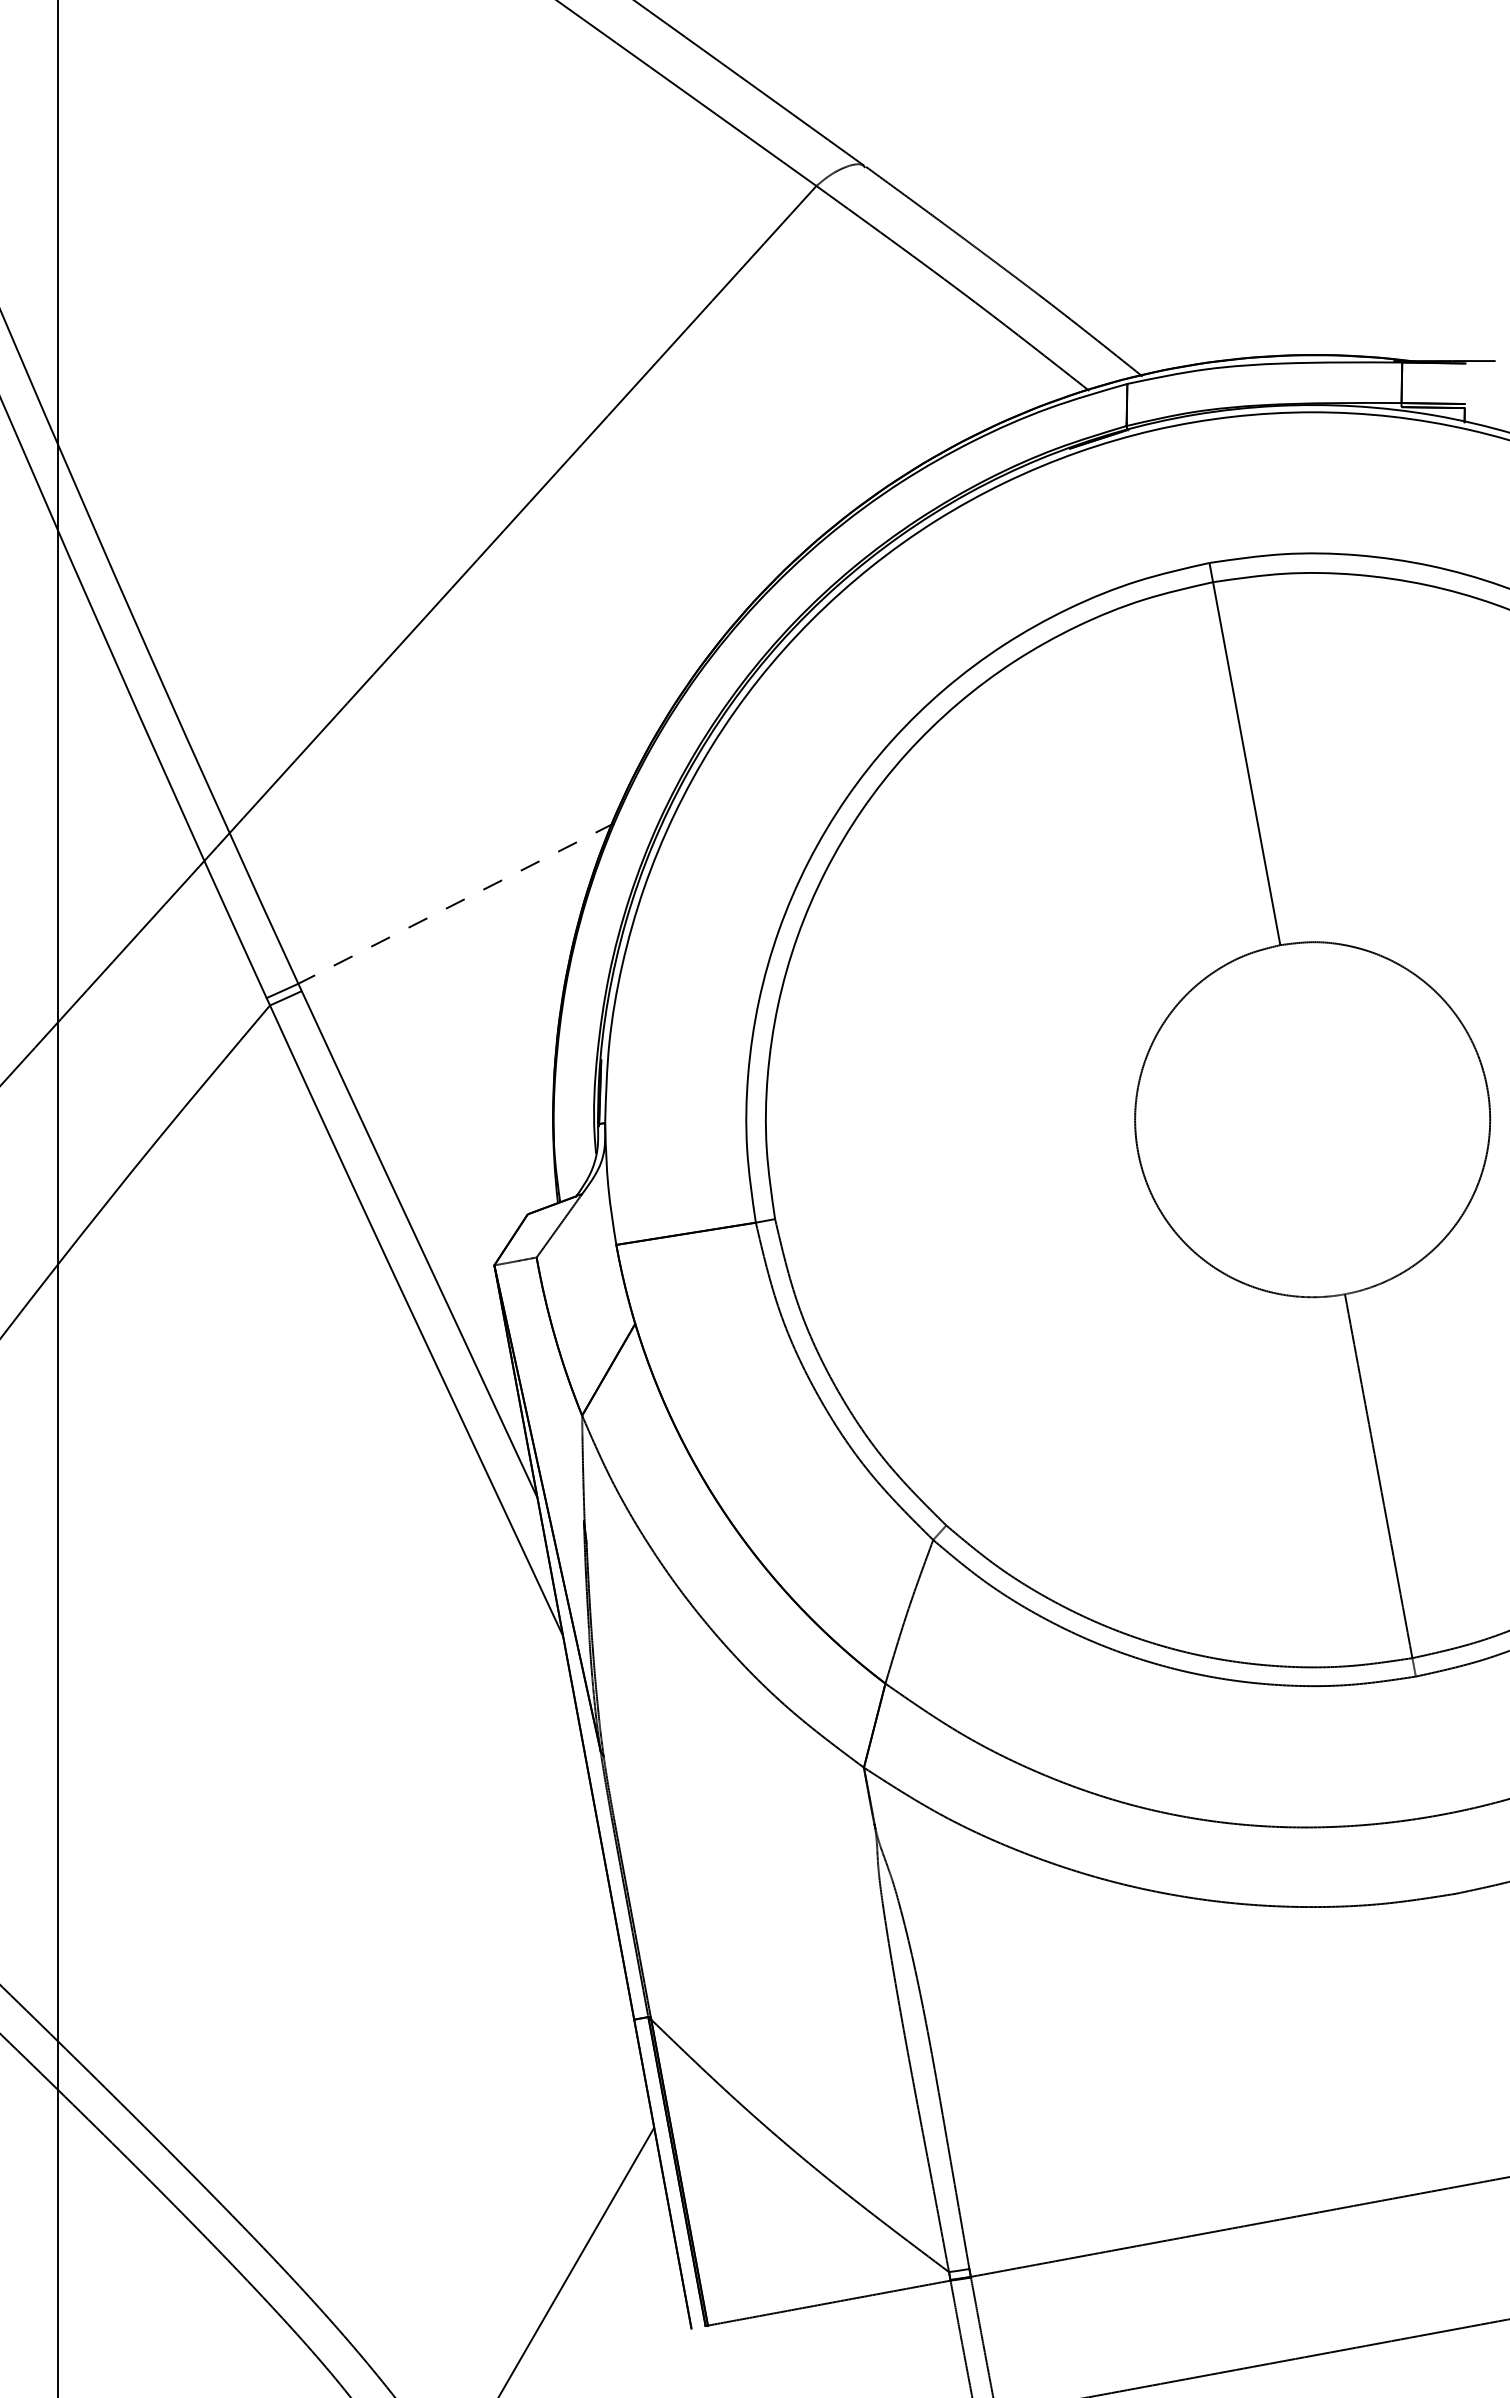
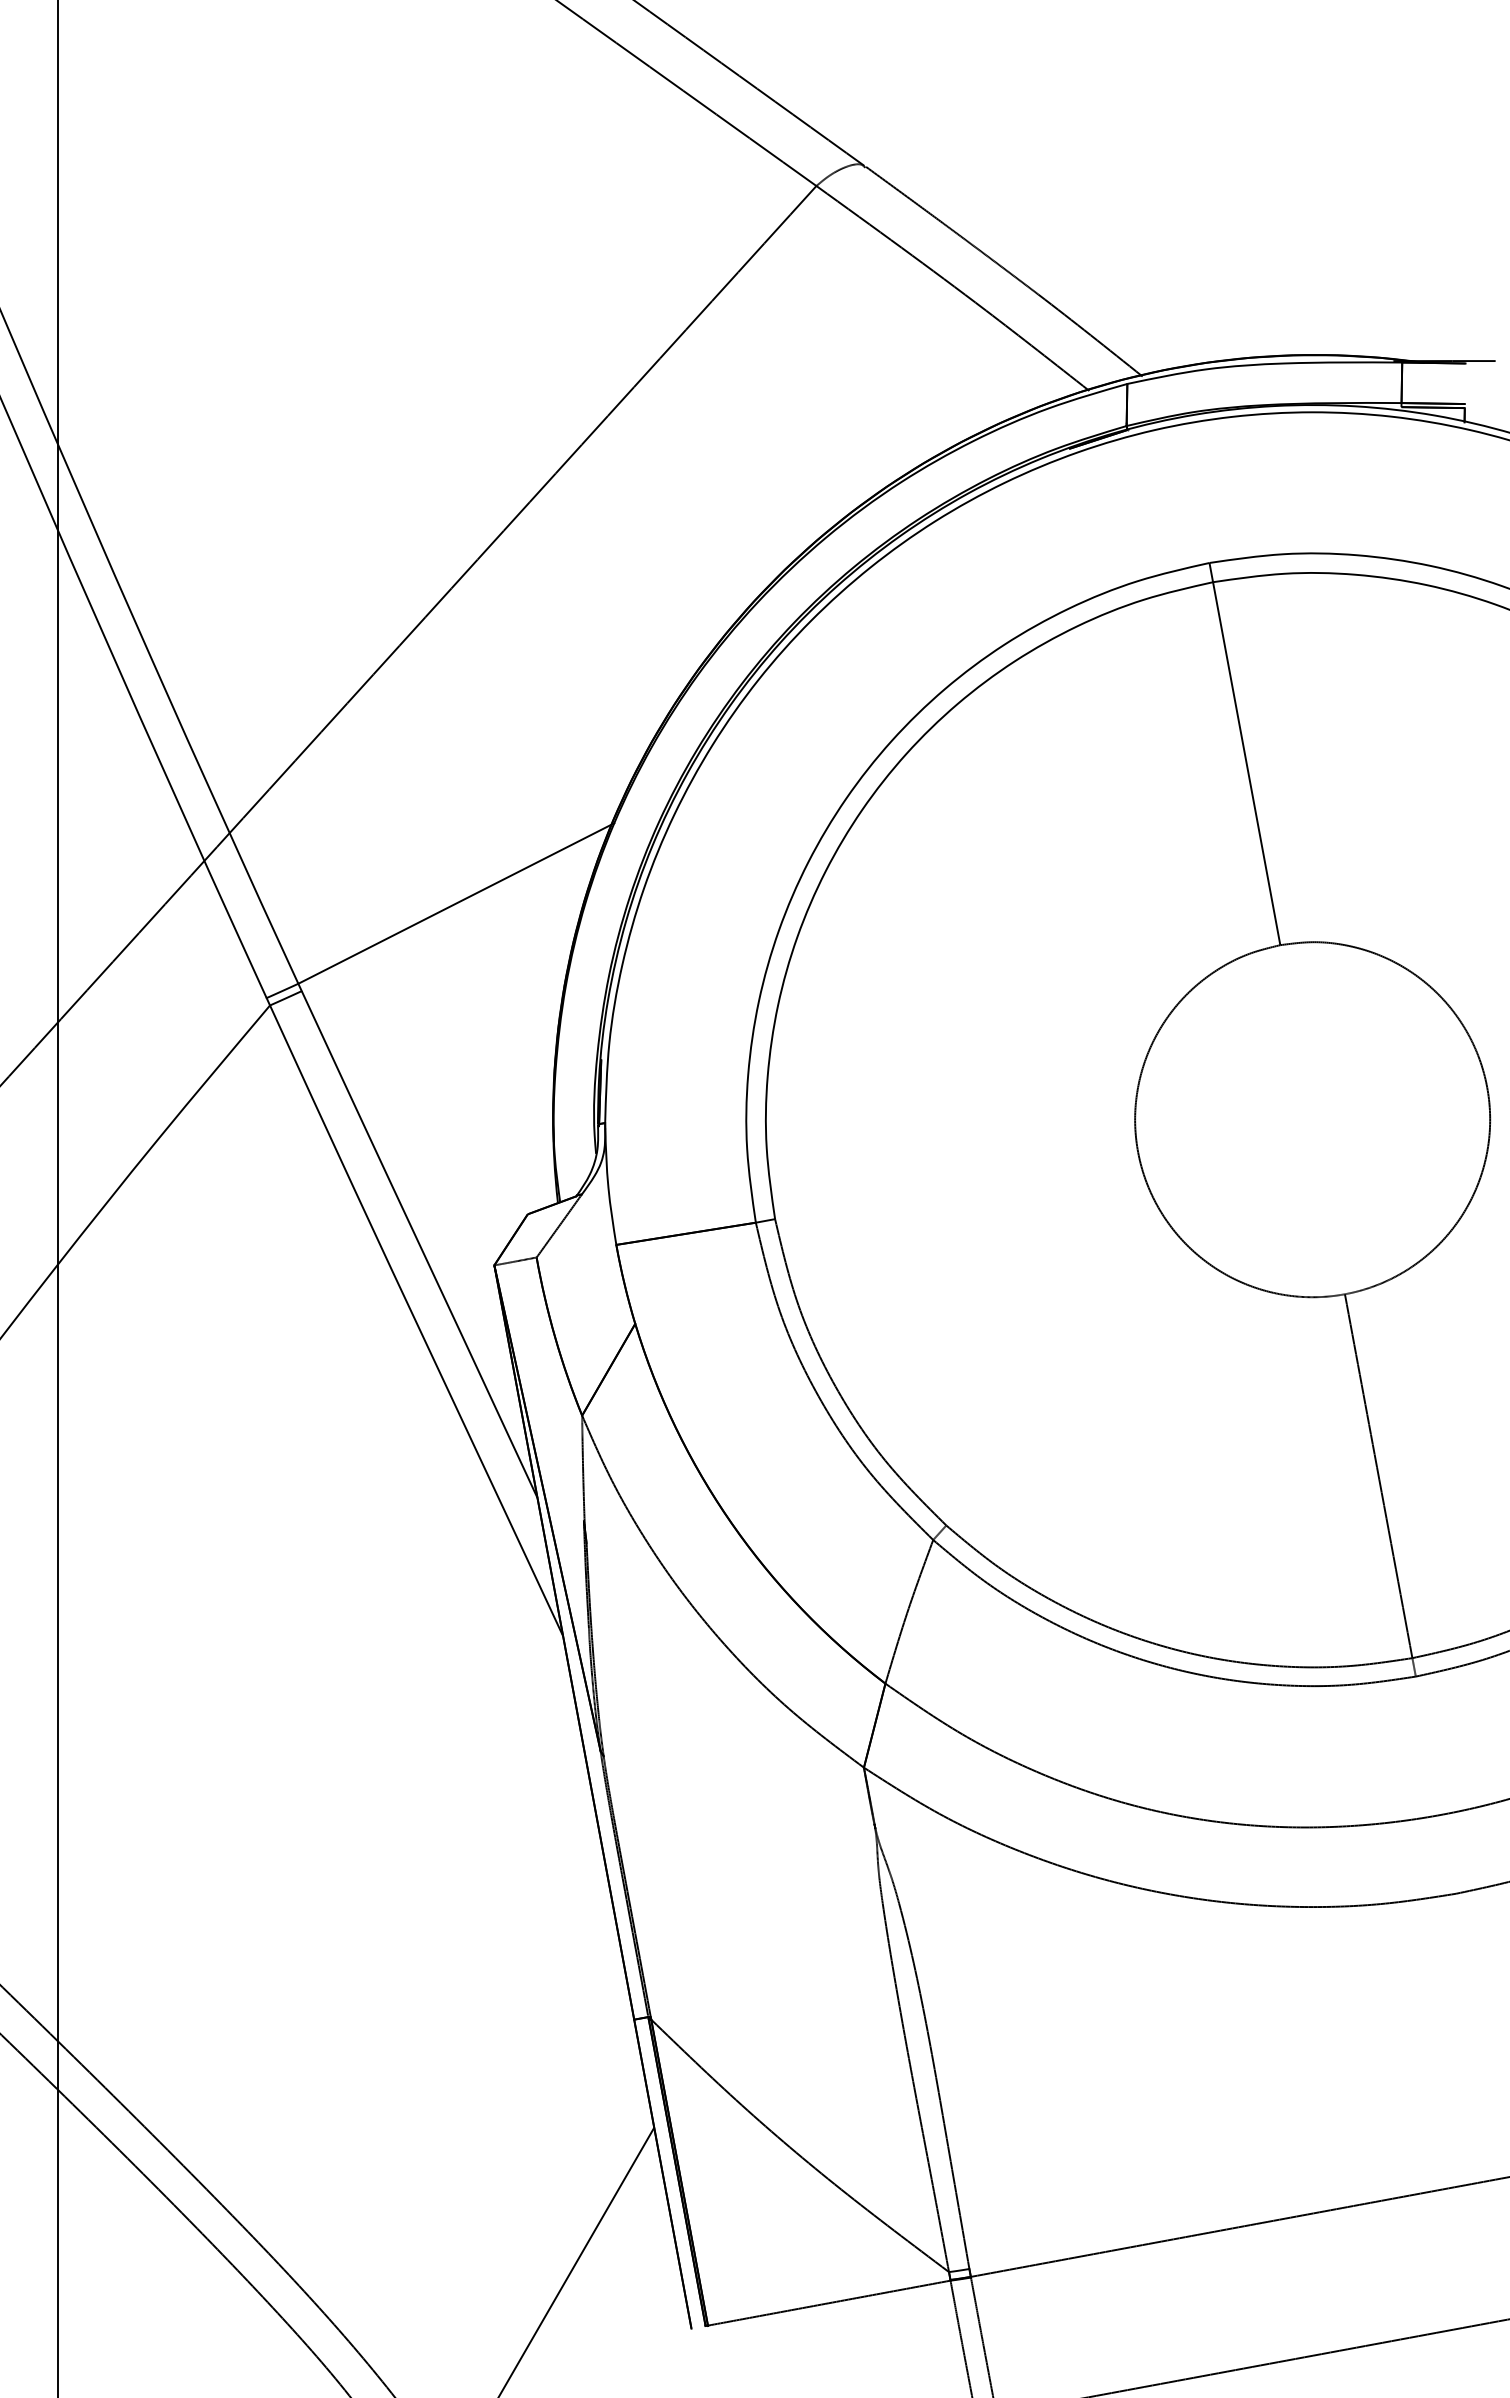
line: dashed -> solid (455, 903)
